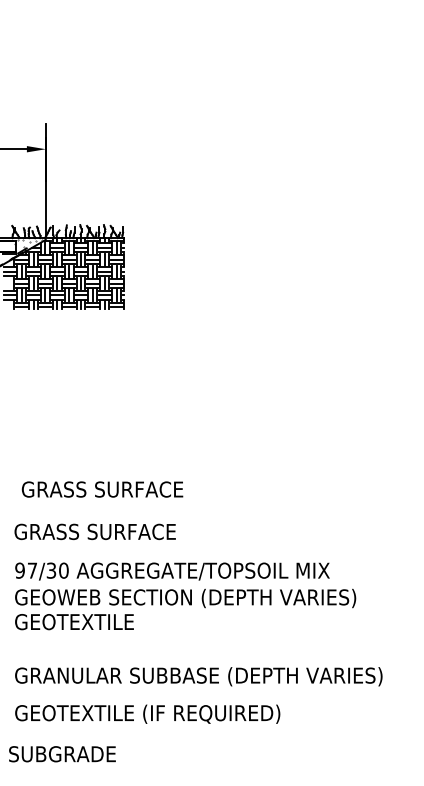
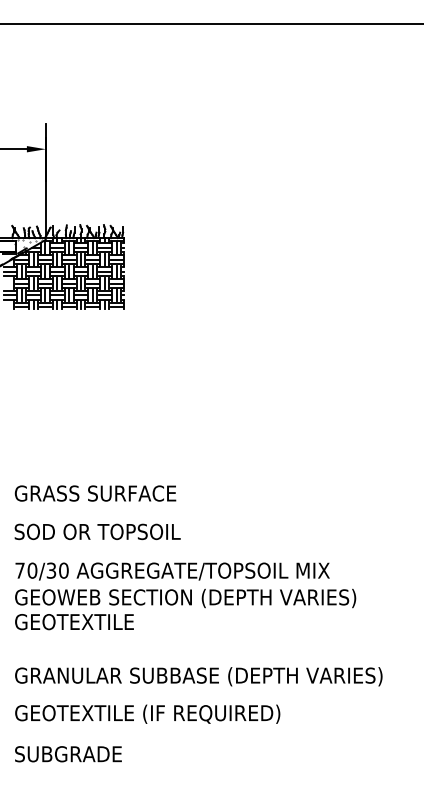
line: none -> present (211, 23)
text position: (102, 489) -> (95, 493) (95, 493)
text: GRASS SURFACE -> SOD OR TOPSOIL (97, 531)
text: 97/30 -> 70/30 (26, 570)
text position: (62, 754) -> (68, 754) (68, 754)
